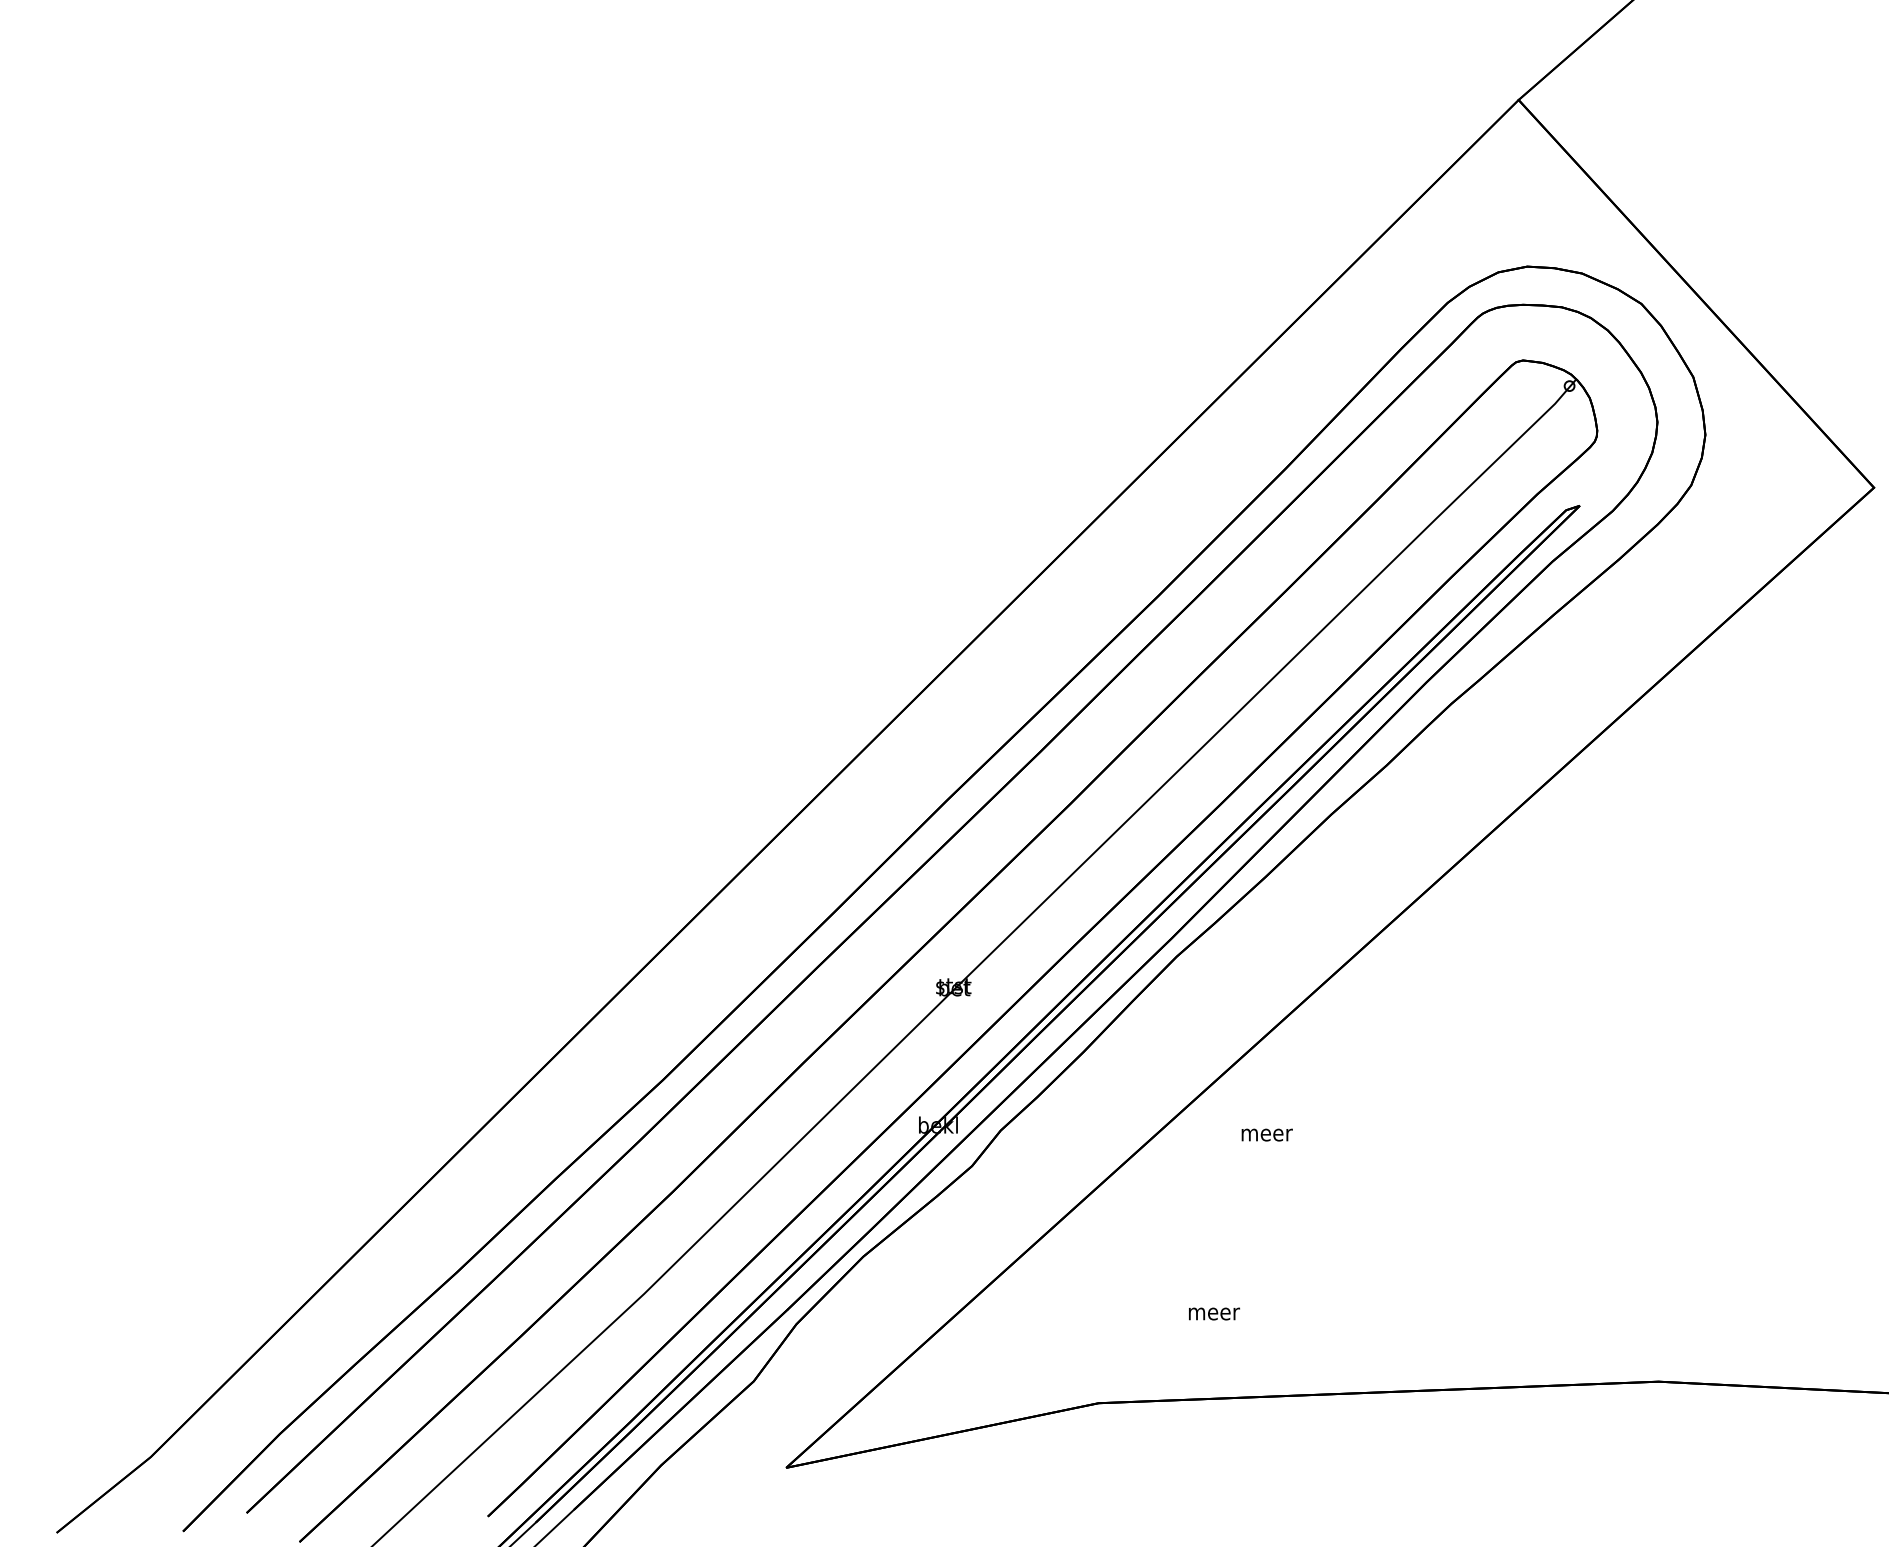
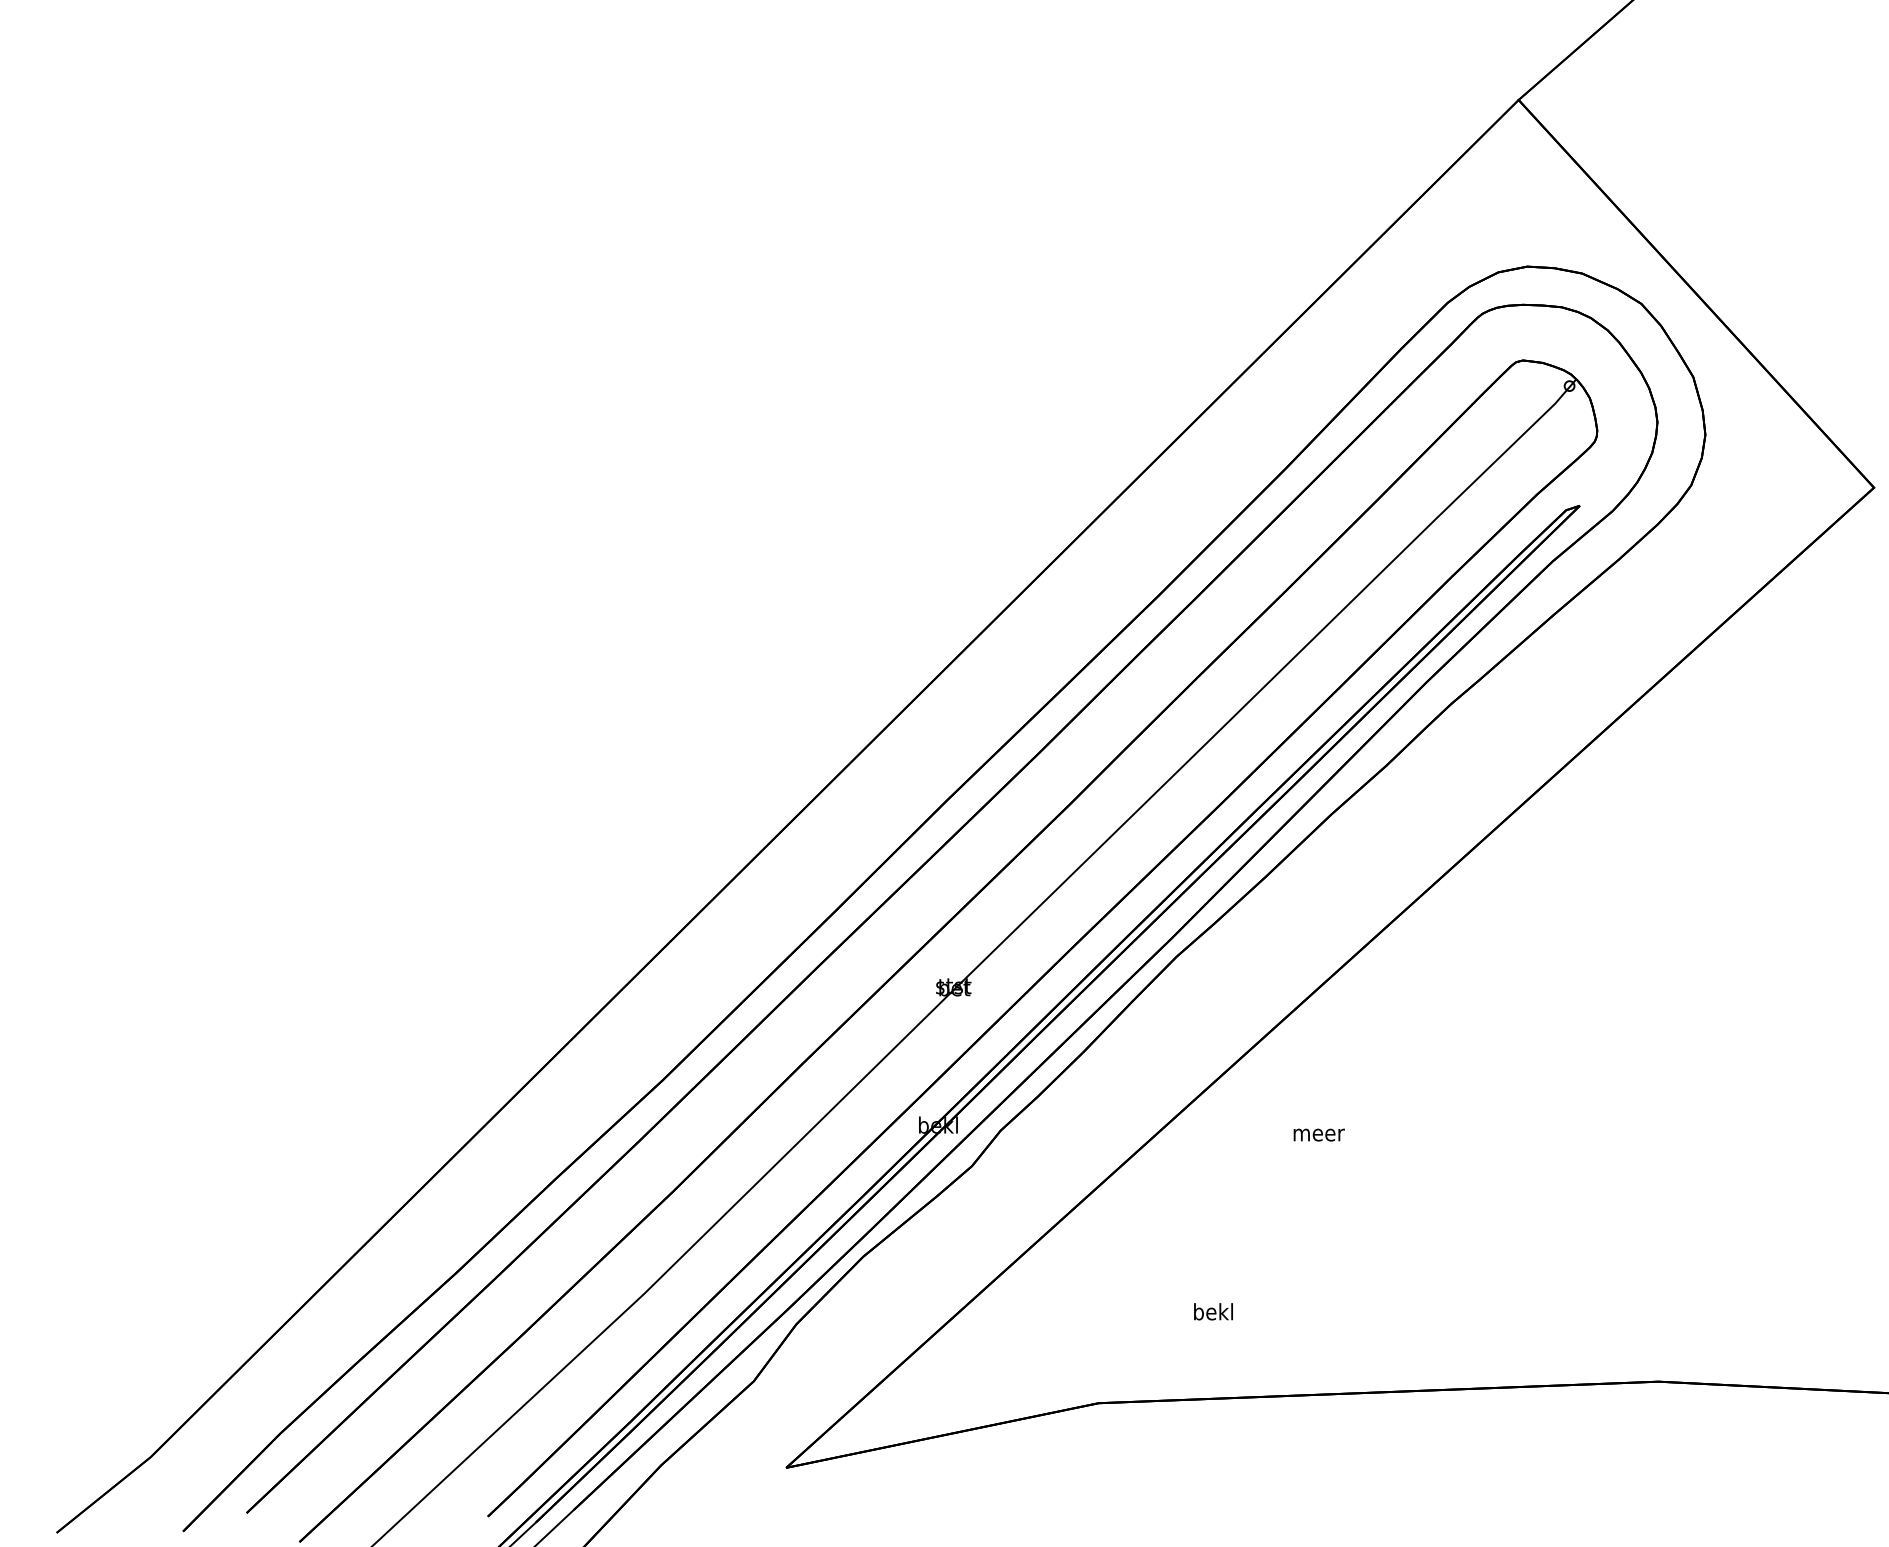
text position: (1266, 1134) -> (1318, 1134) (1318, 1134)
text: meer -> bekl (1214, 1311)
